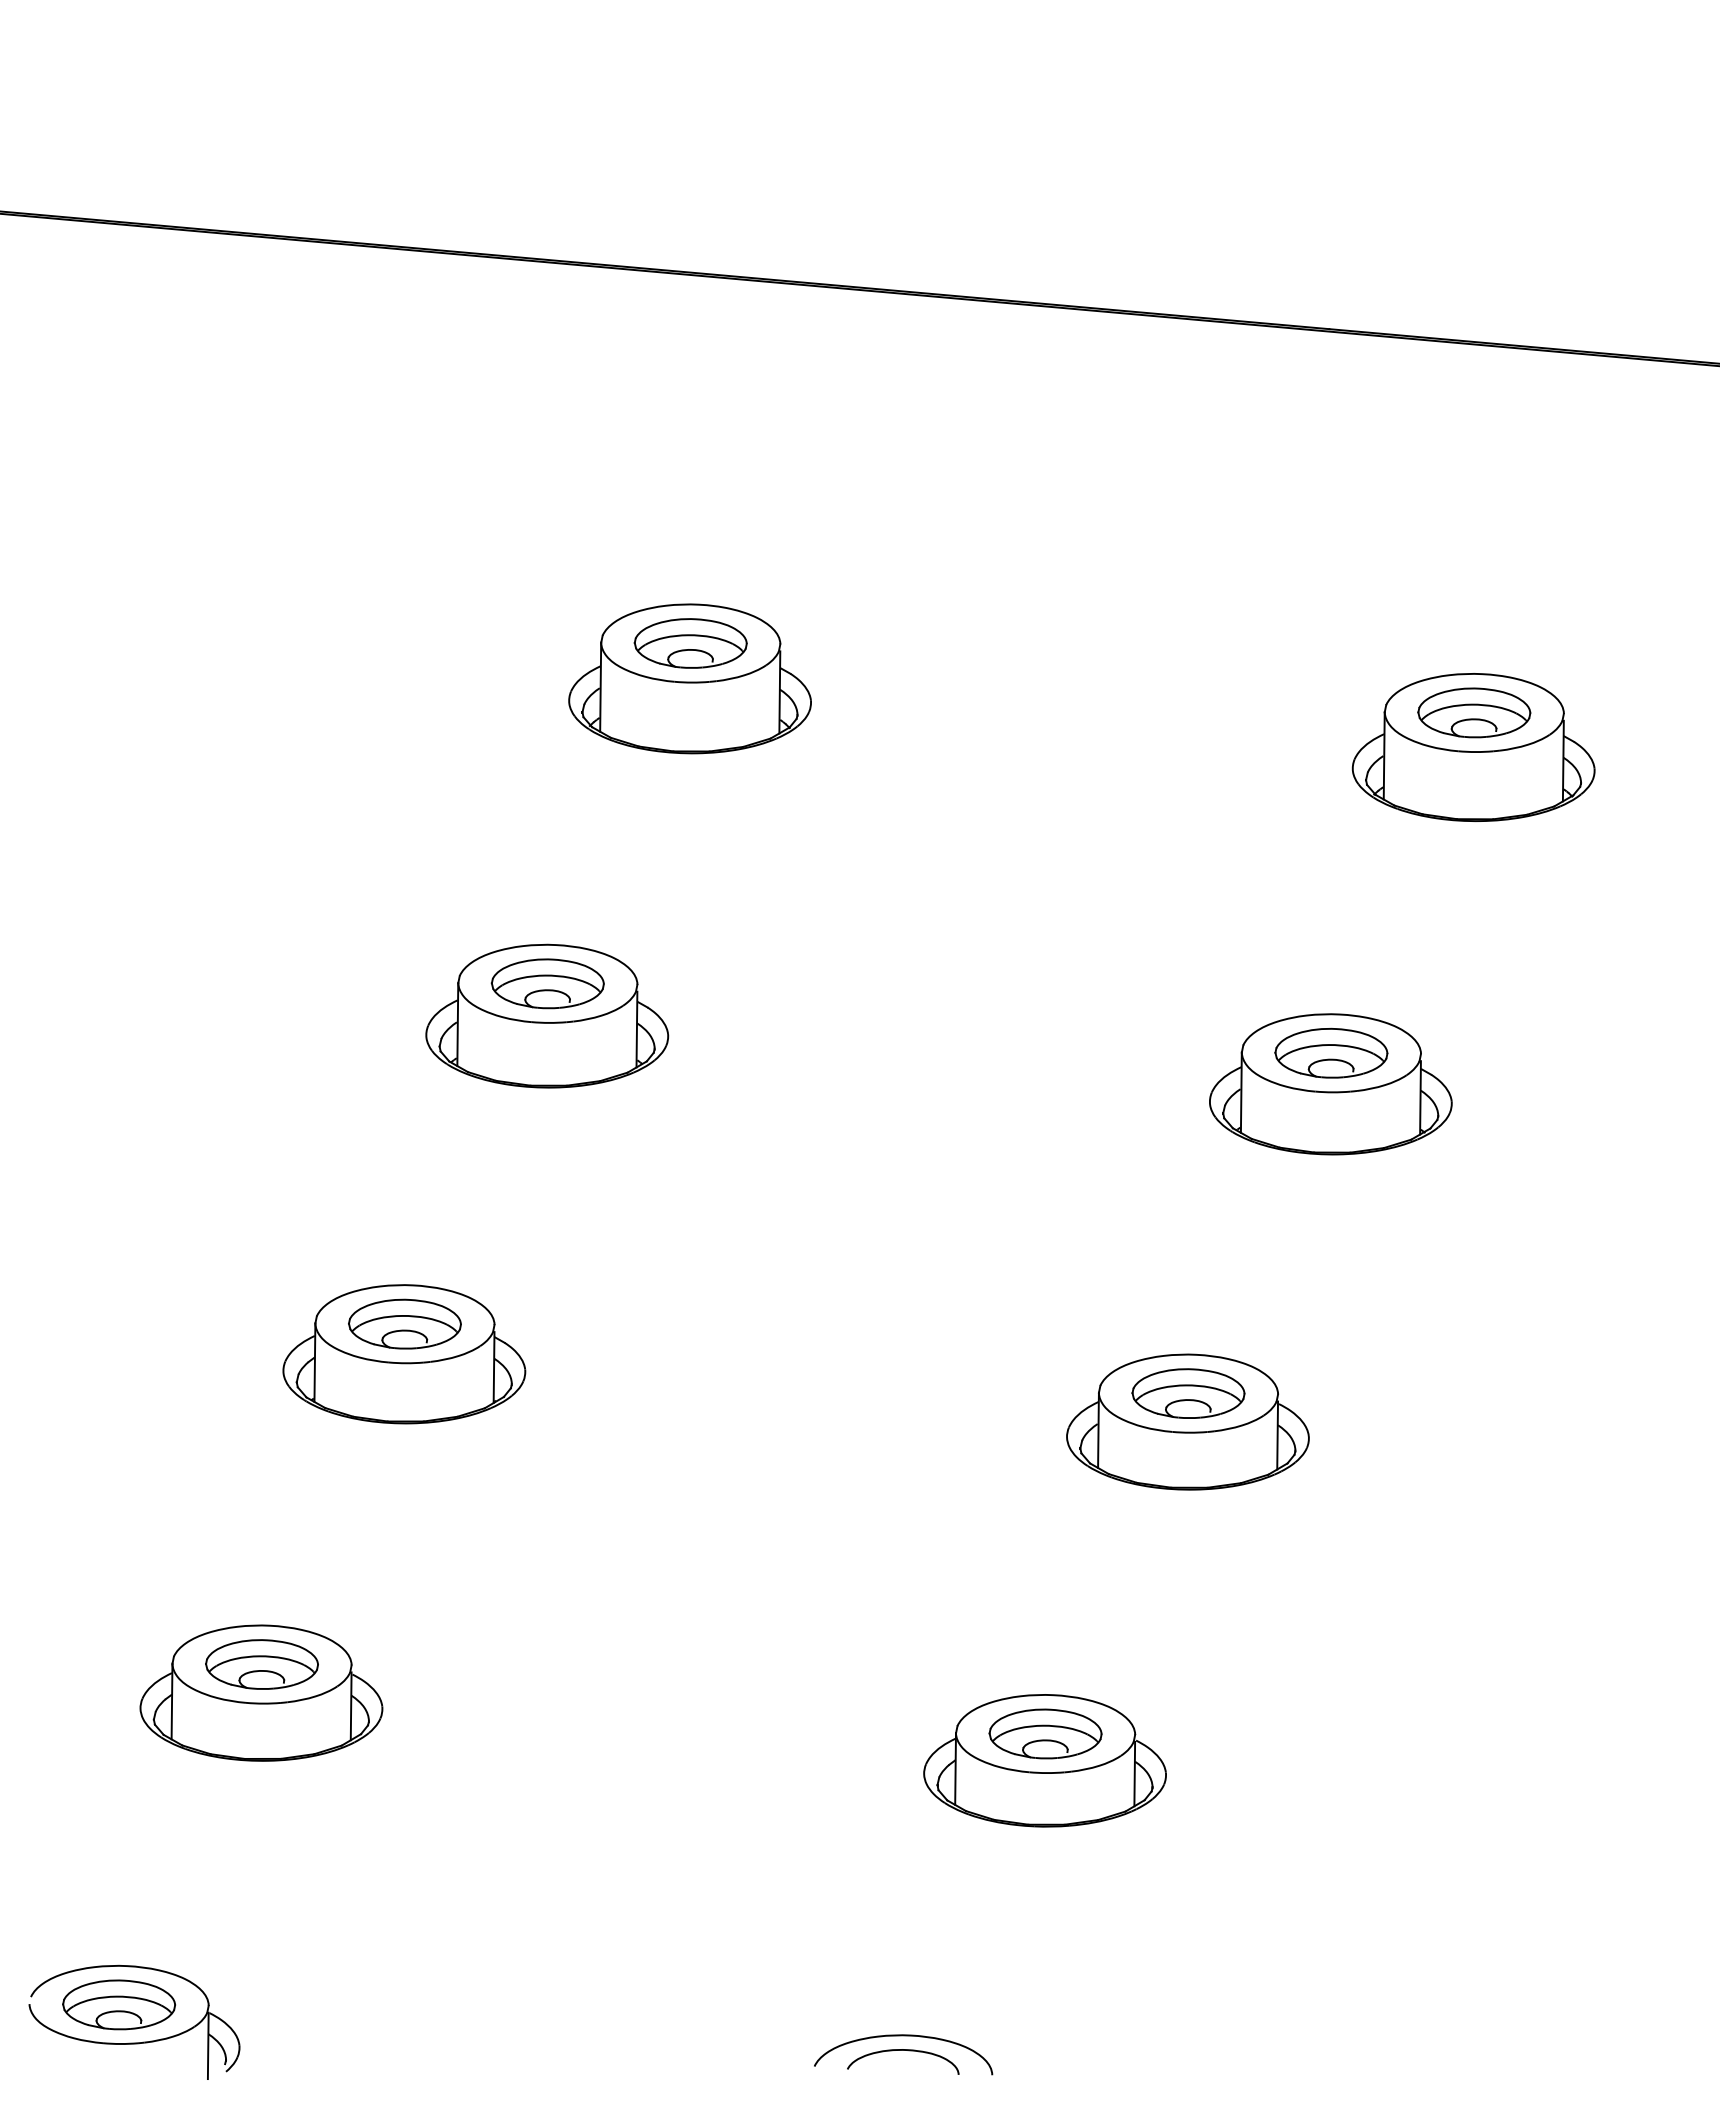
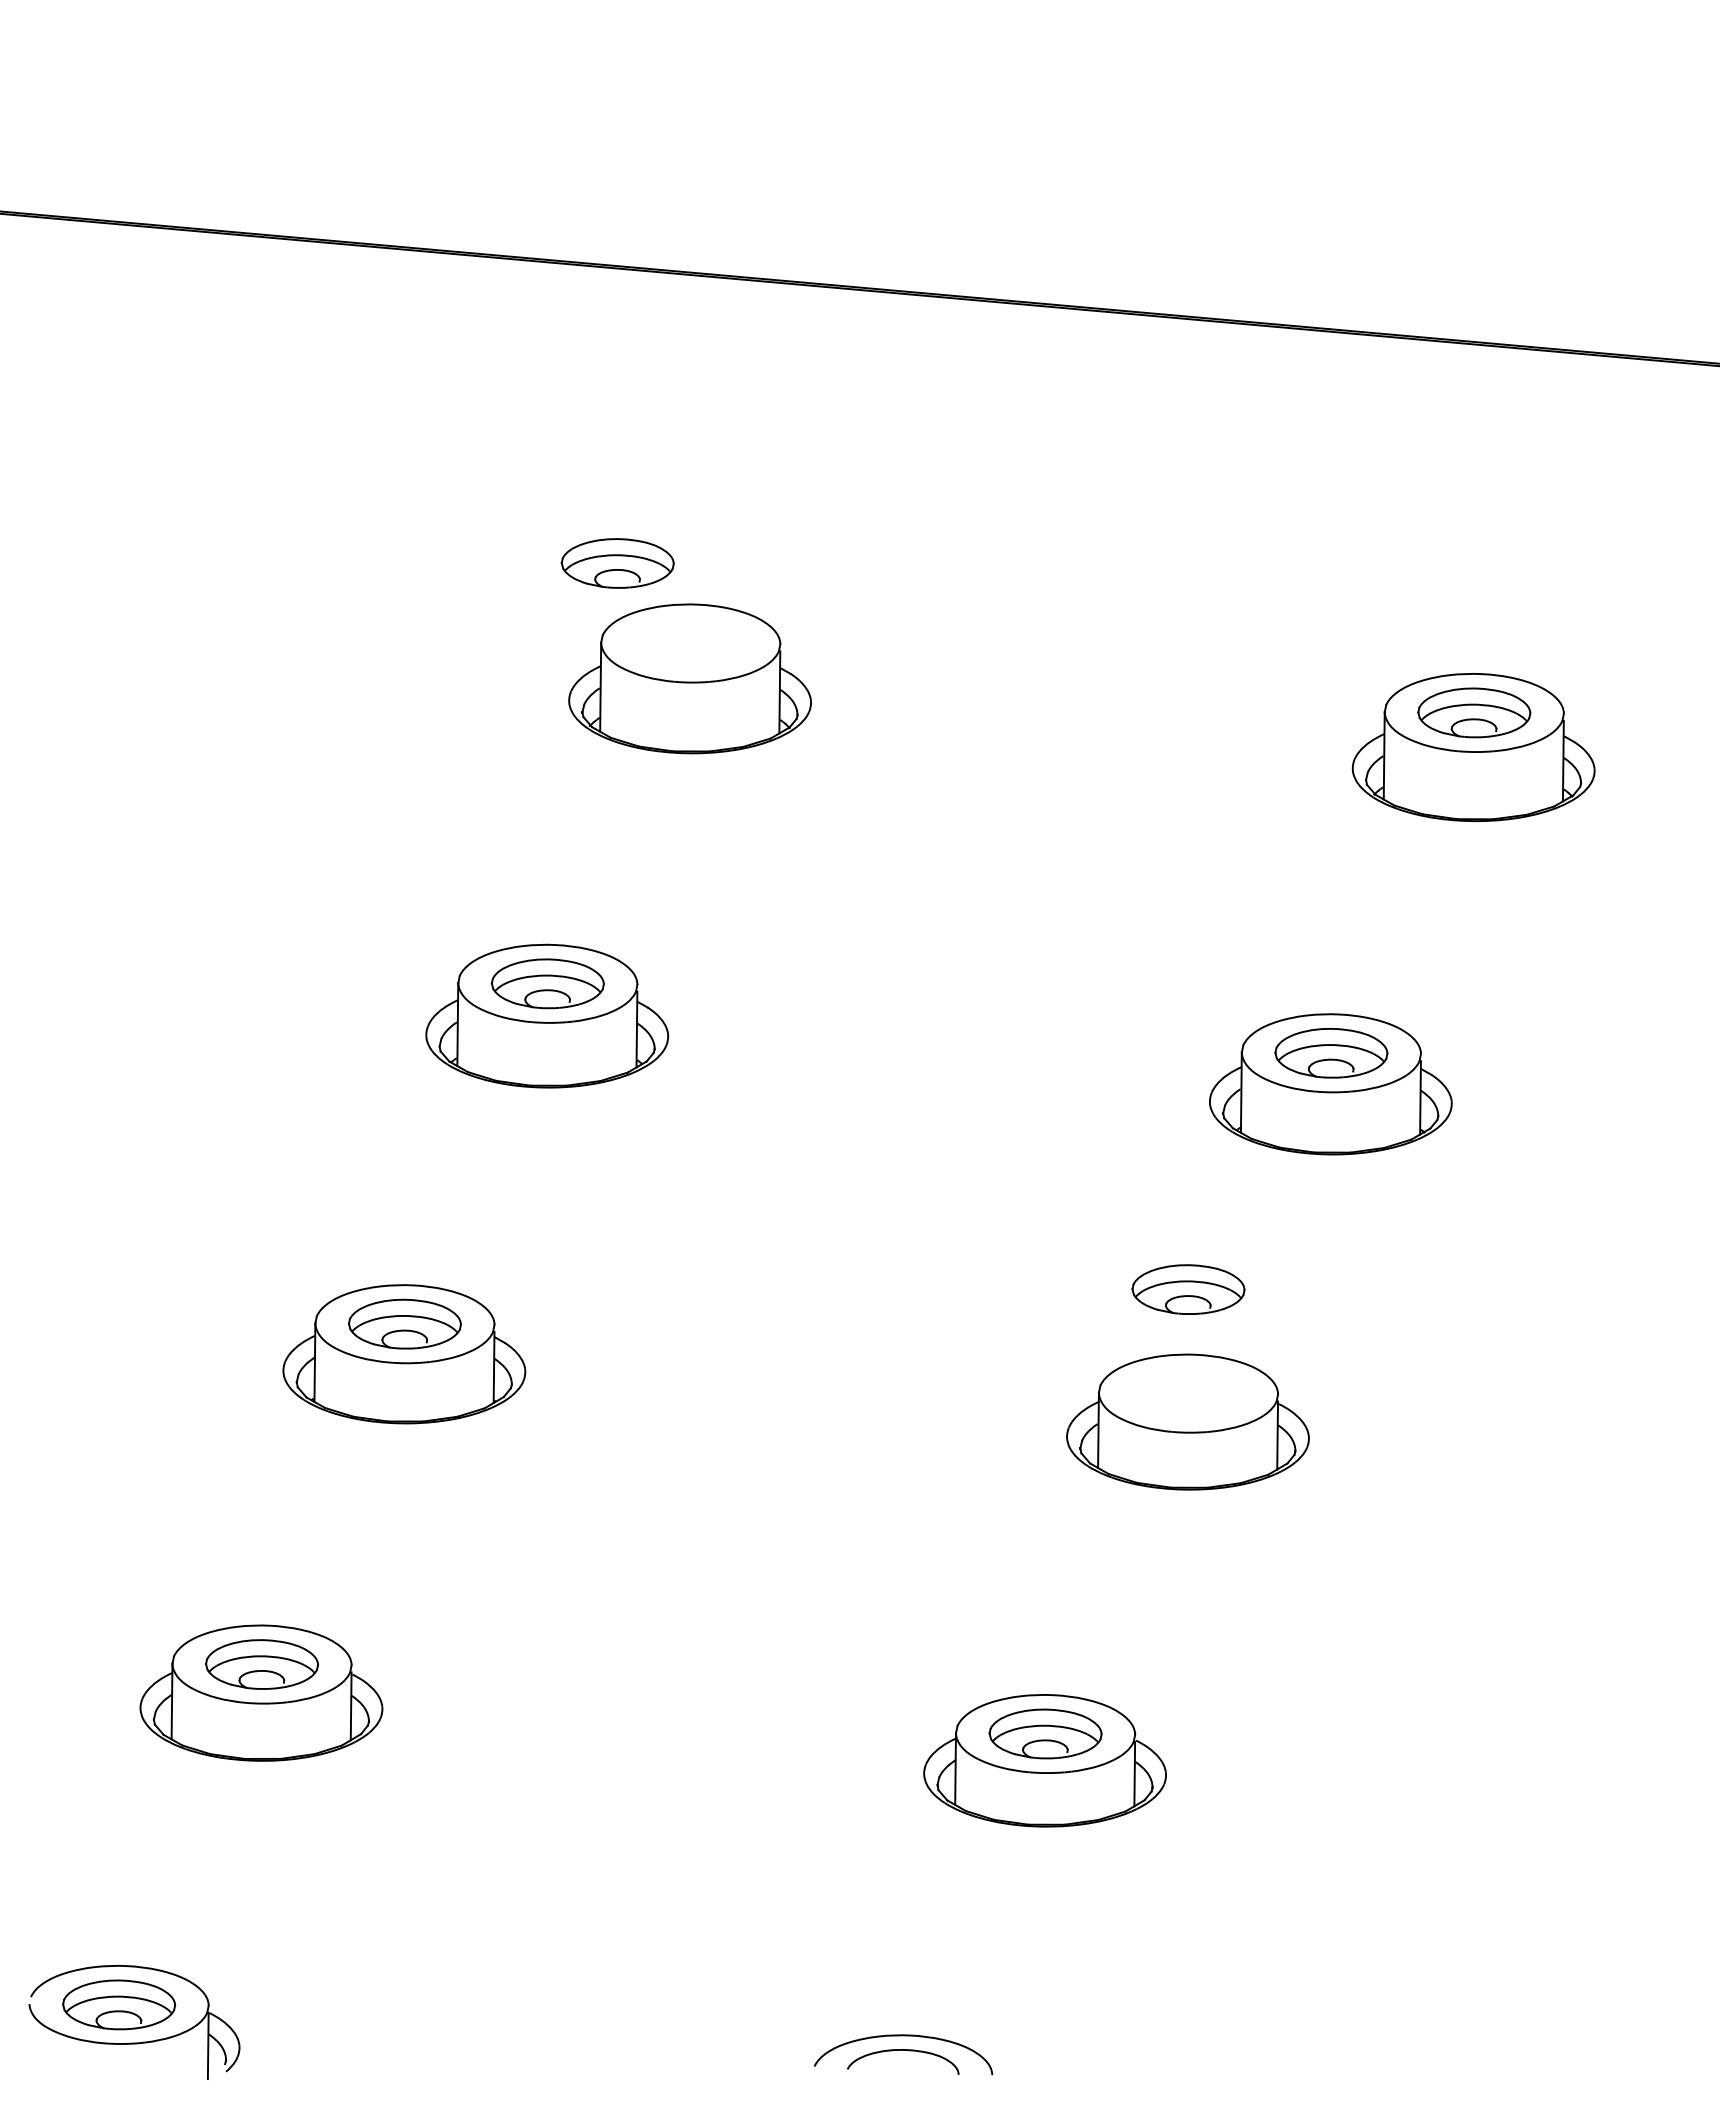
part position: (690, 643) -> (617, 563) (617, 563)
part position: (1188, 1393) -> (1188, 1289) (1188, 1289)
